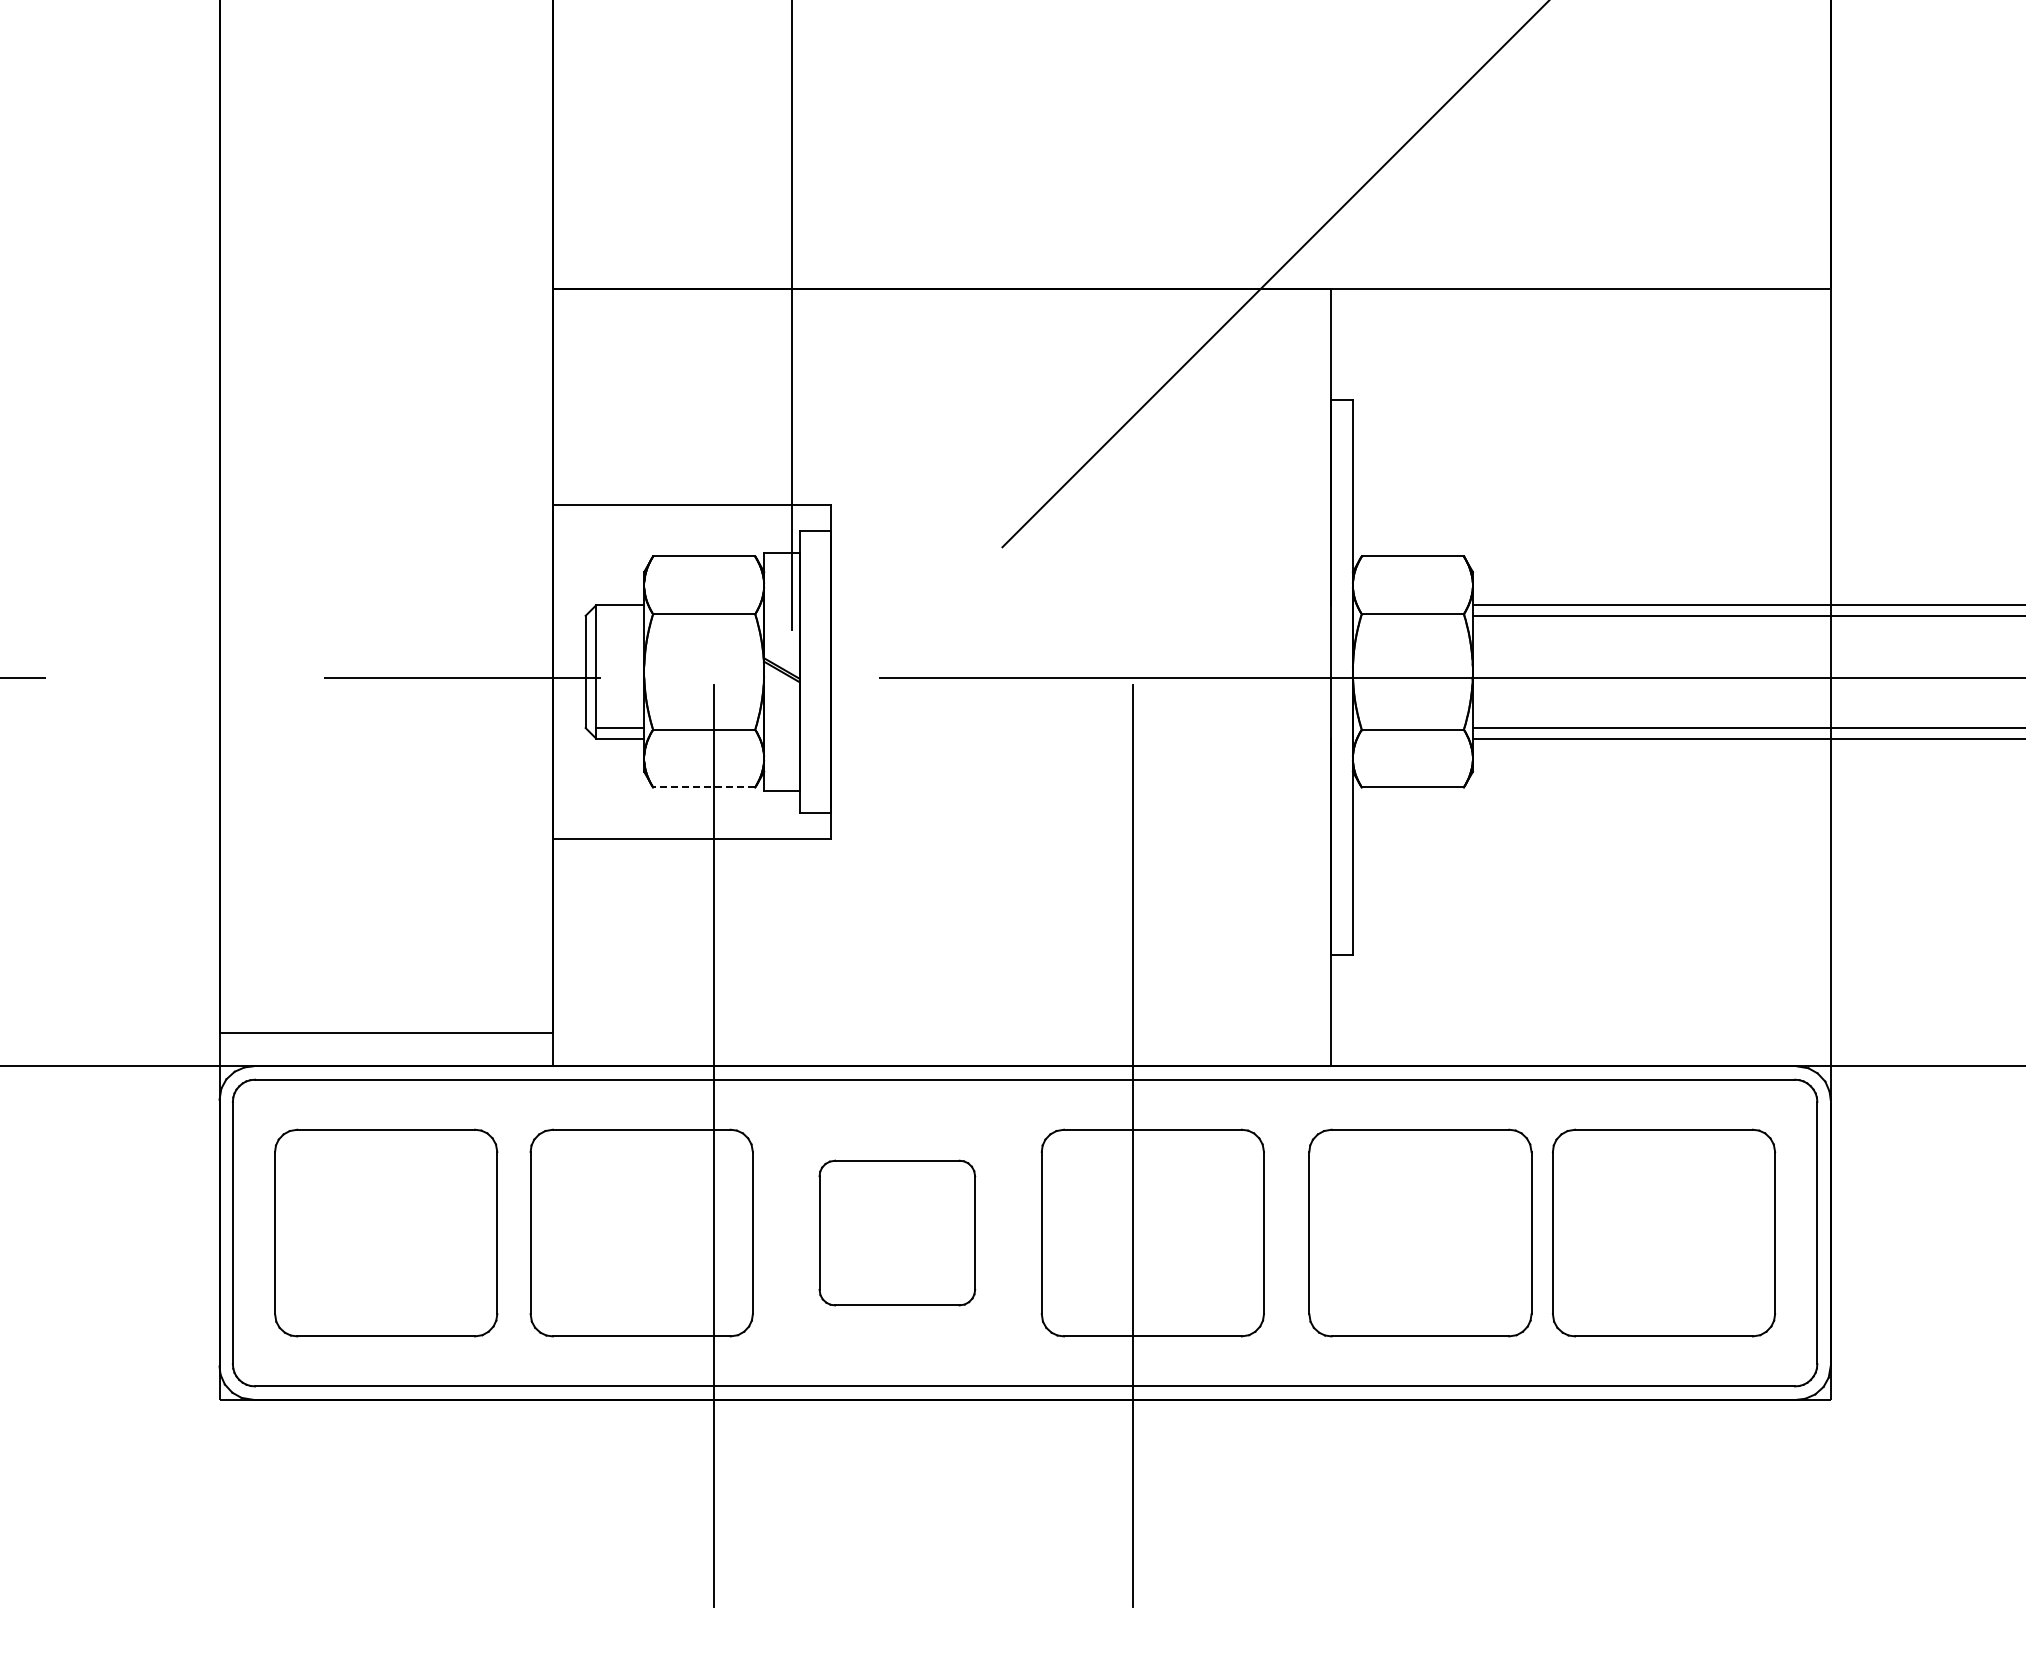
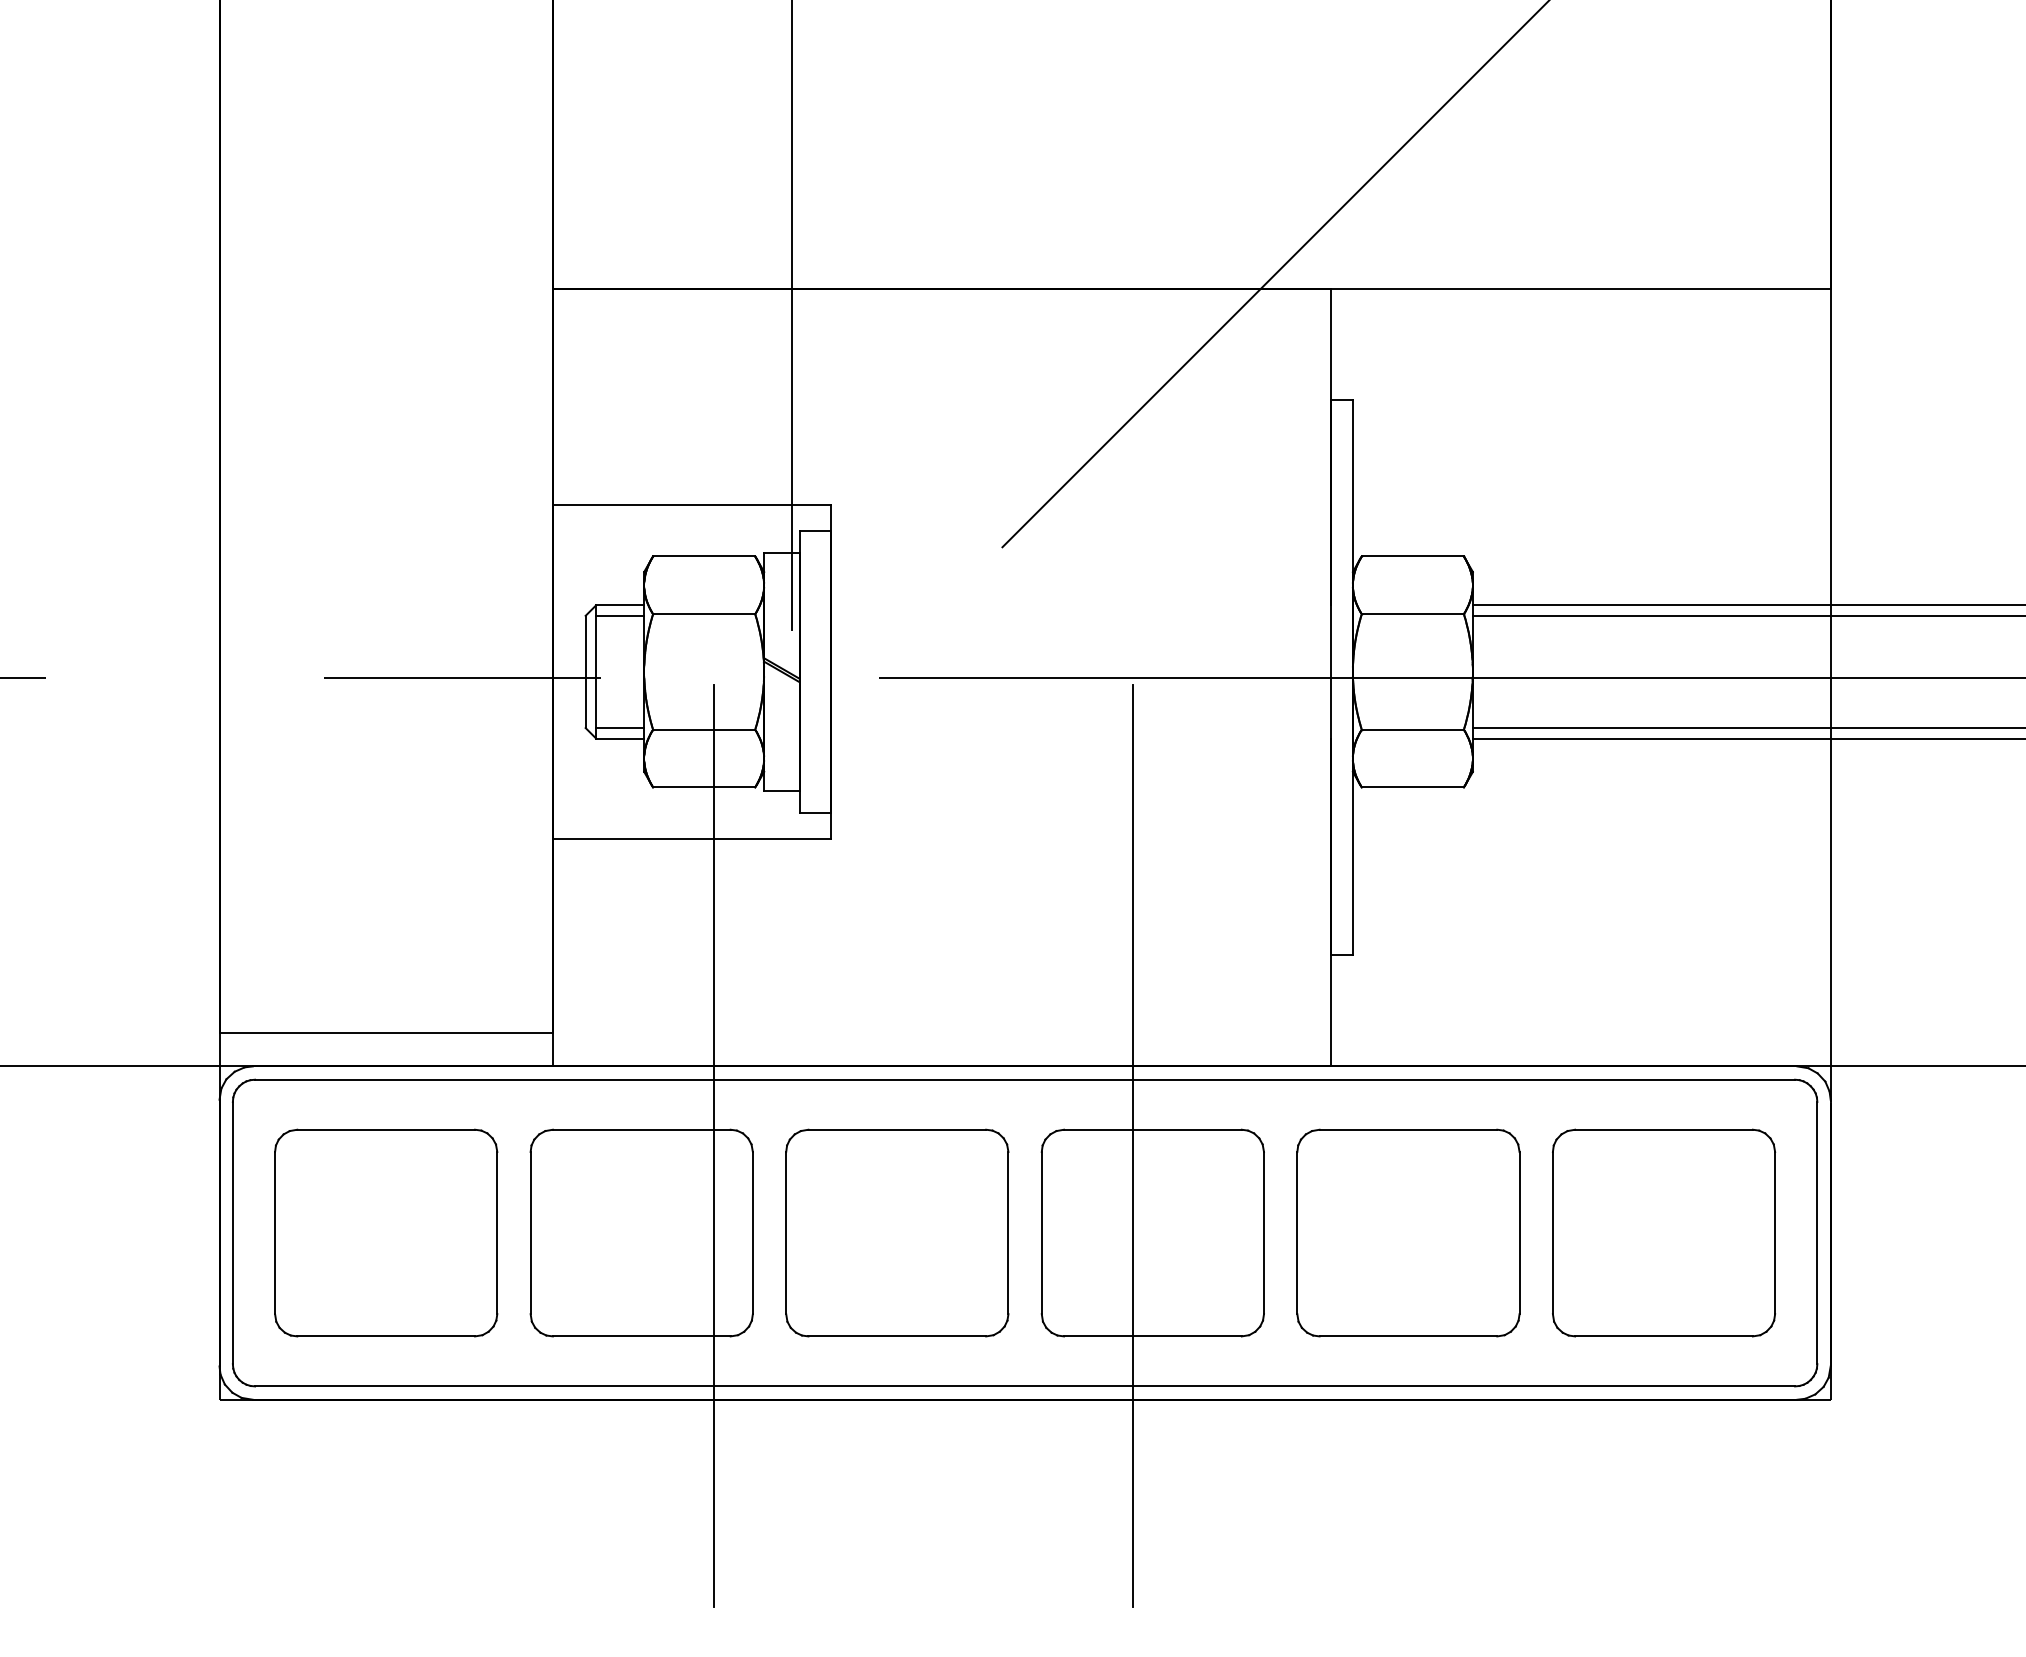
line: none -> present (620, 615)
line: dashed -> solid (703, 787)
part size: 159x148 px -> 225x210 px (897, 1232)
part position: (1420, 1232) -> (1408, 1232) (1408, 1232)
